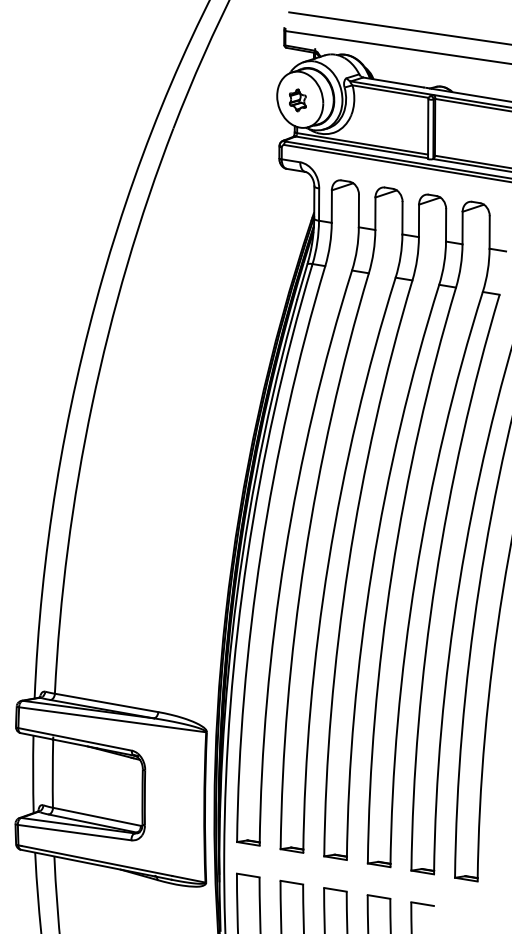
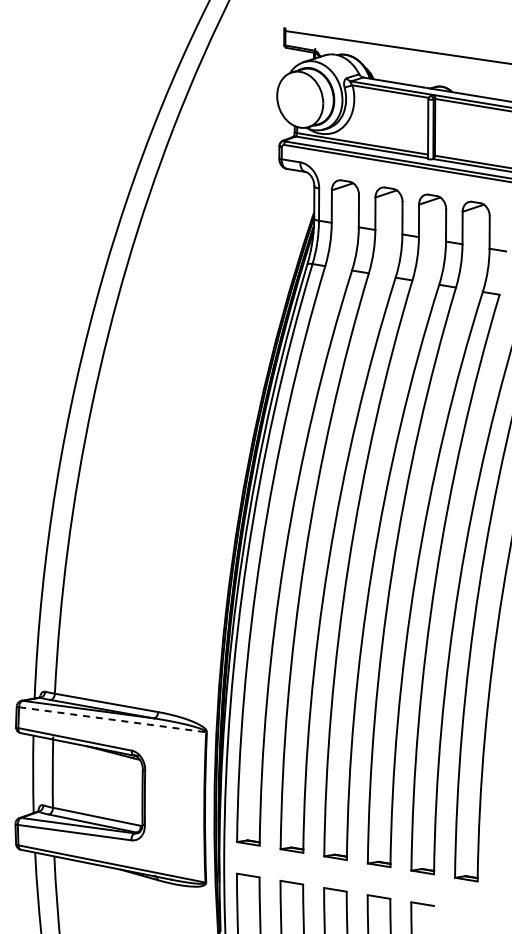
line: present -> none (398, 28)
part: present -> none (297, 100)
line: solid -> dashed (113, 719)
